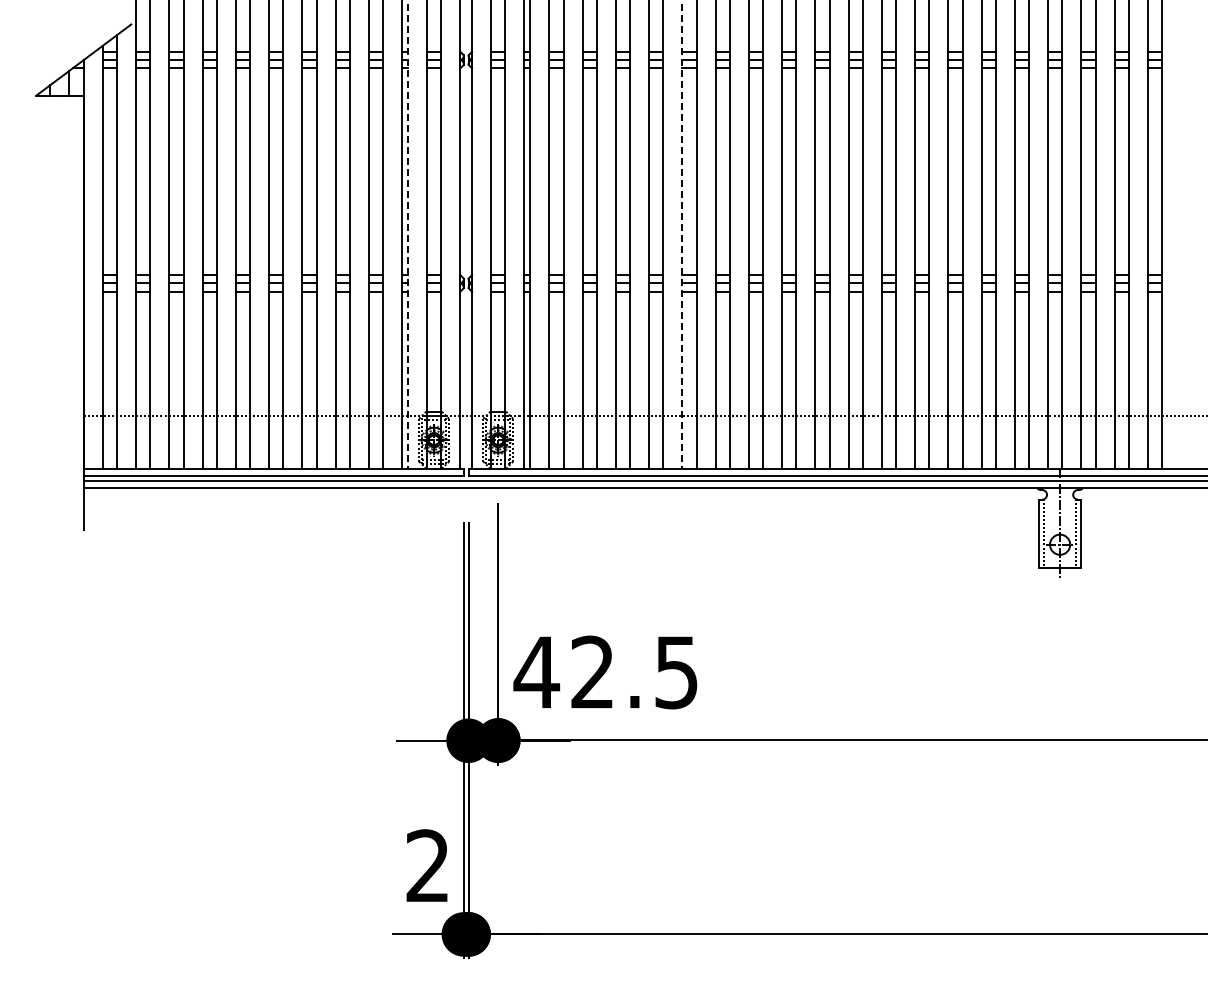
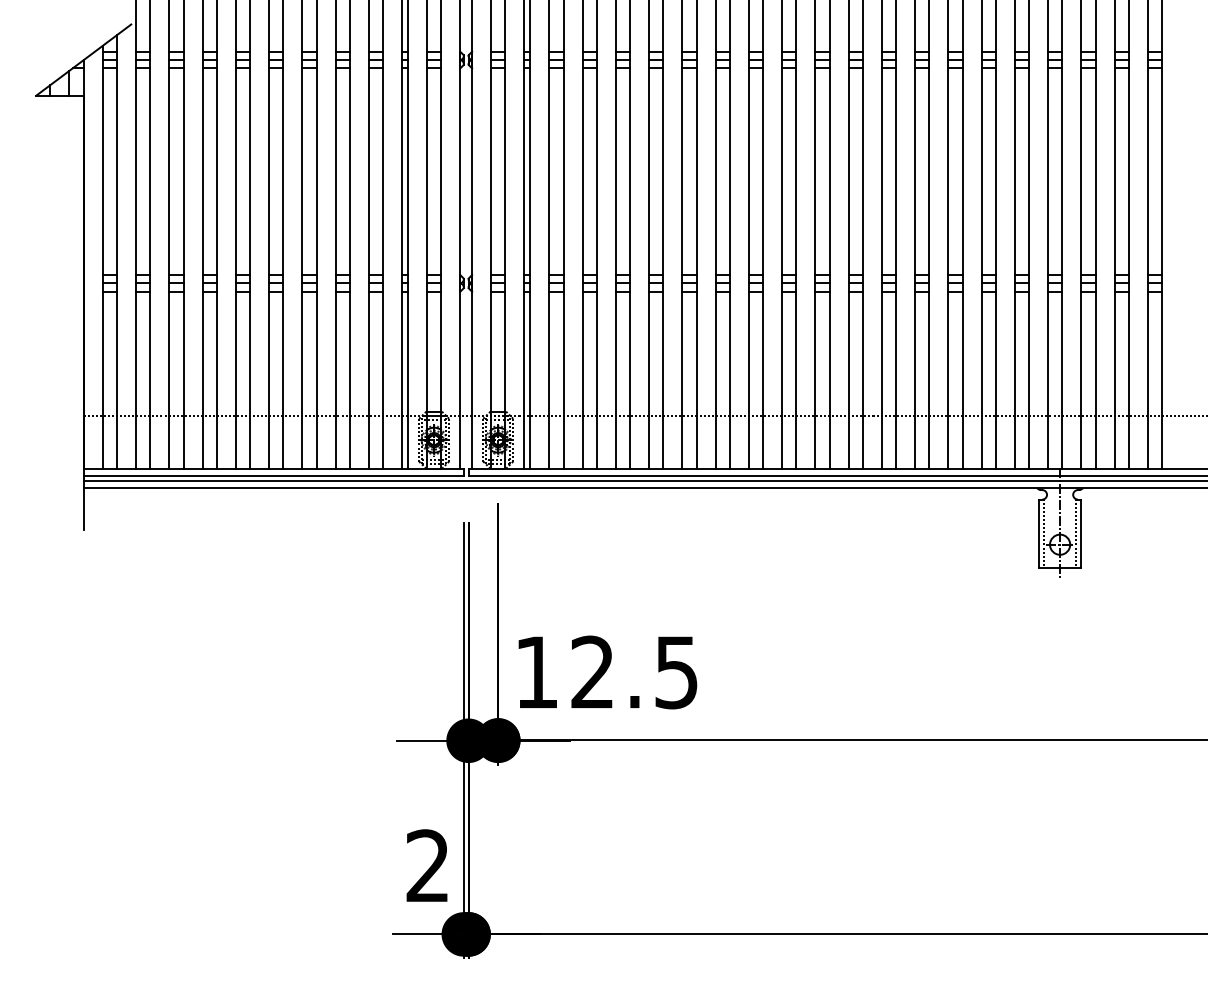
line: dashed -> solid (408, 234)
line: dashed -> solid (682, 234)
text: 42.5 -> 12.5 (536, 672)
